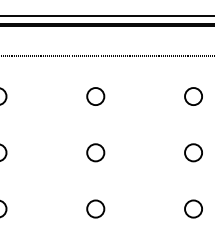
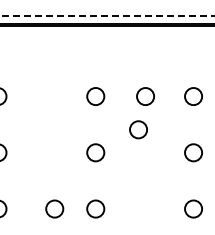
line: solid -> dashed (107, 15)
line: present -> none (106, 56)
circle: none -> present (145, 96)
circle: none -> present (138, 129)
circle: none -> present (54, 208)
